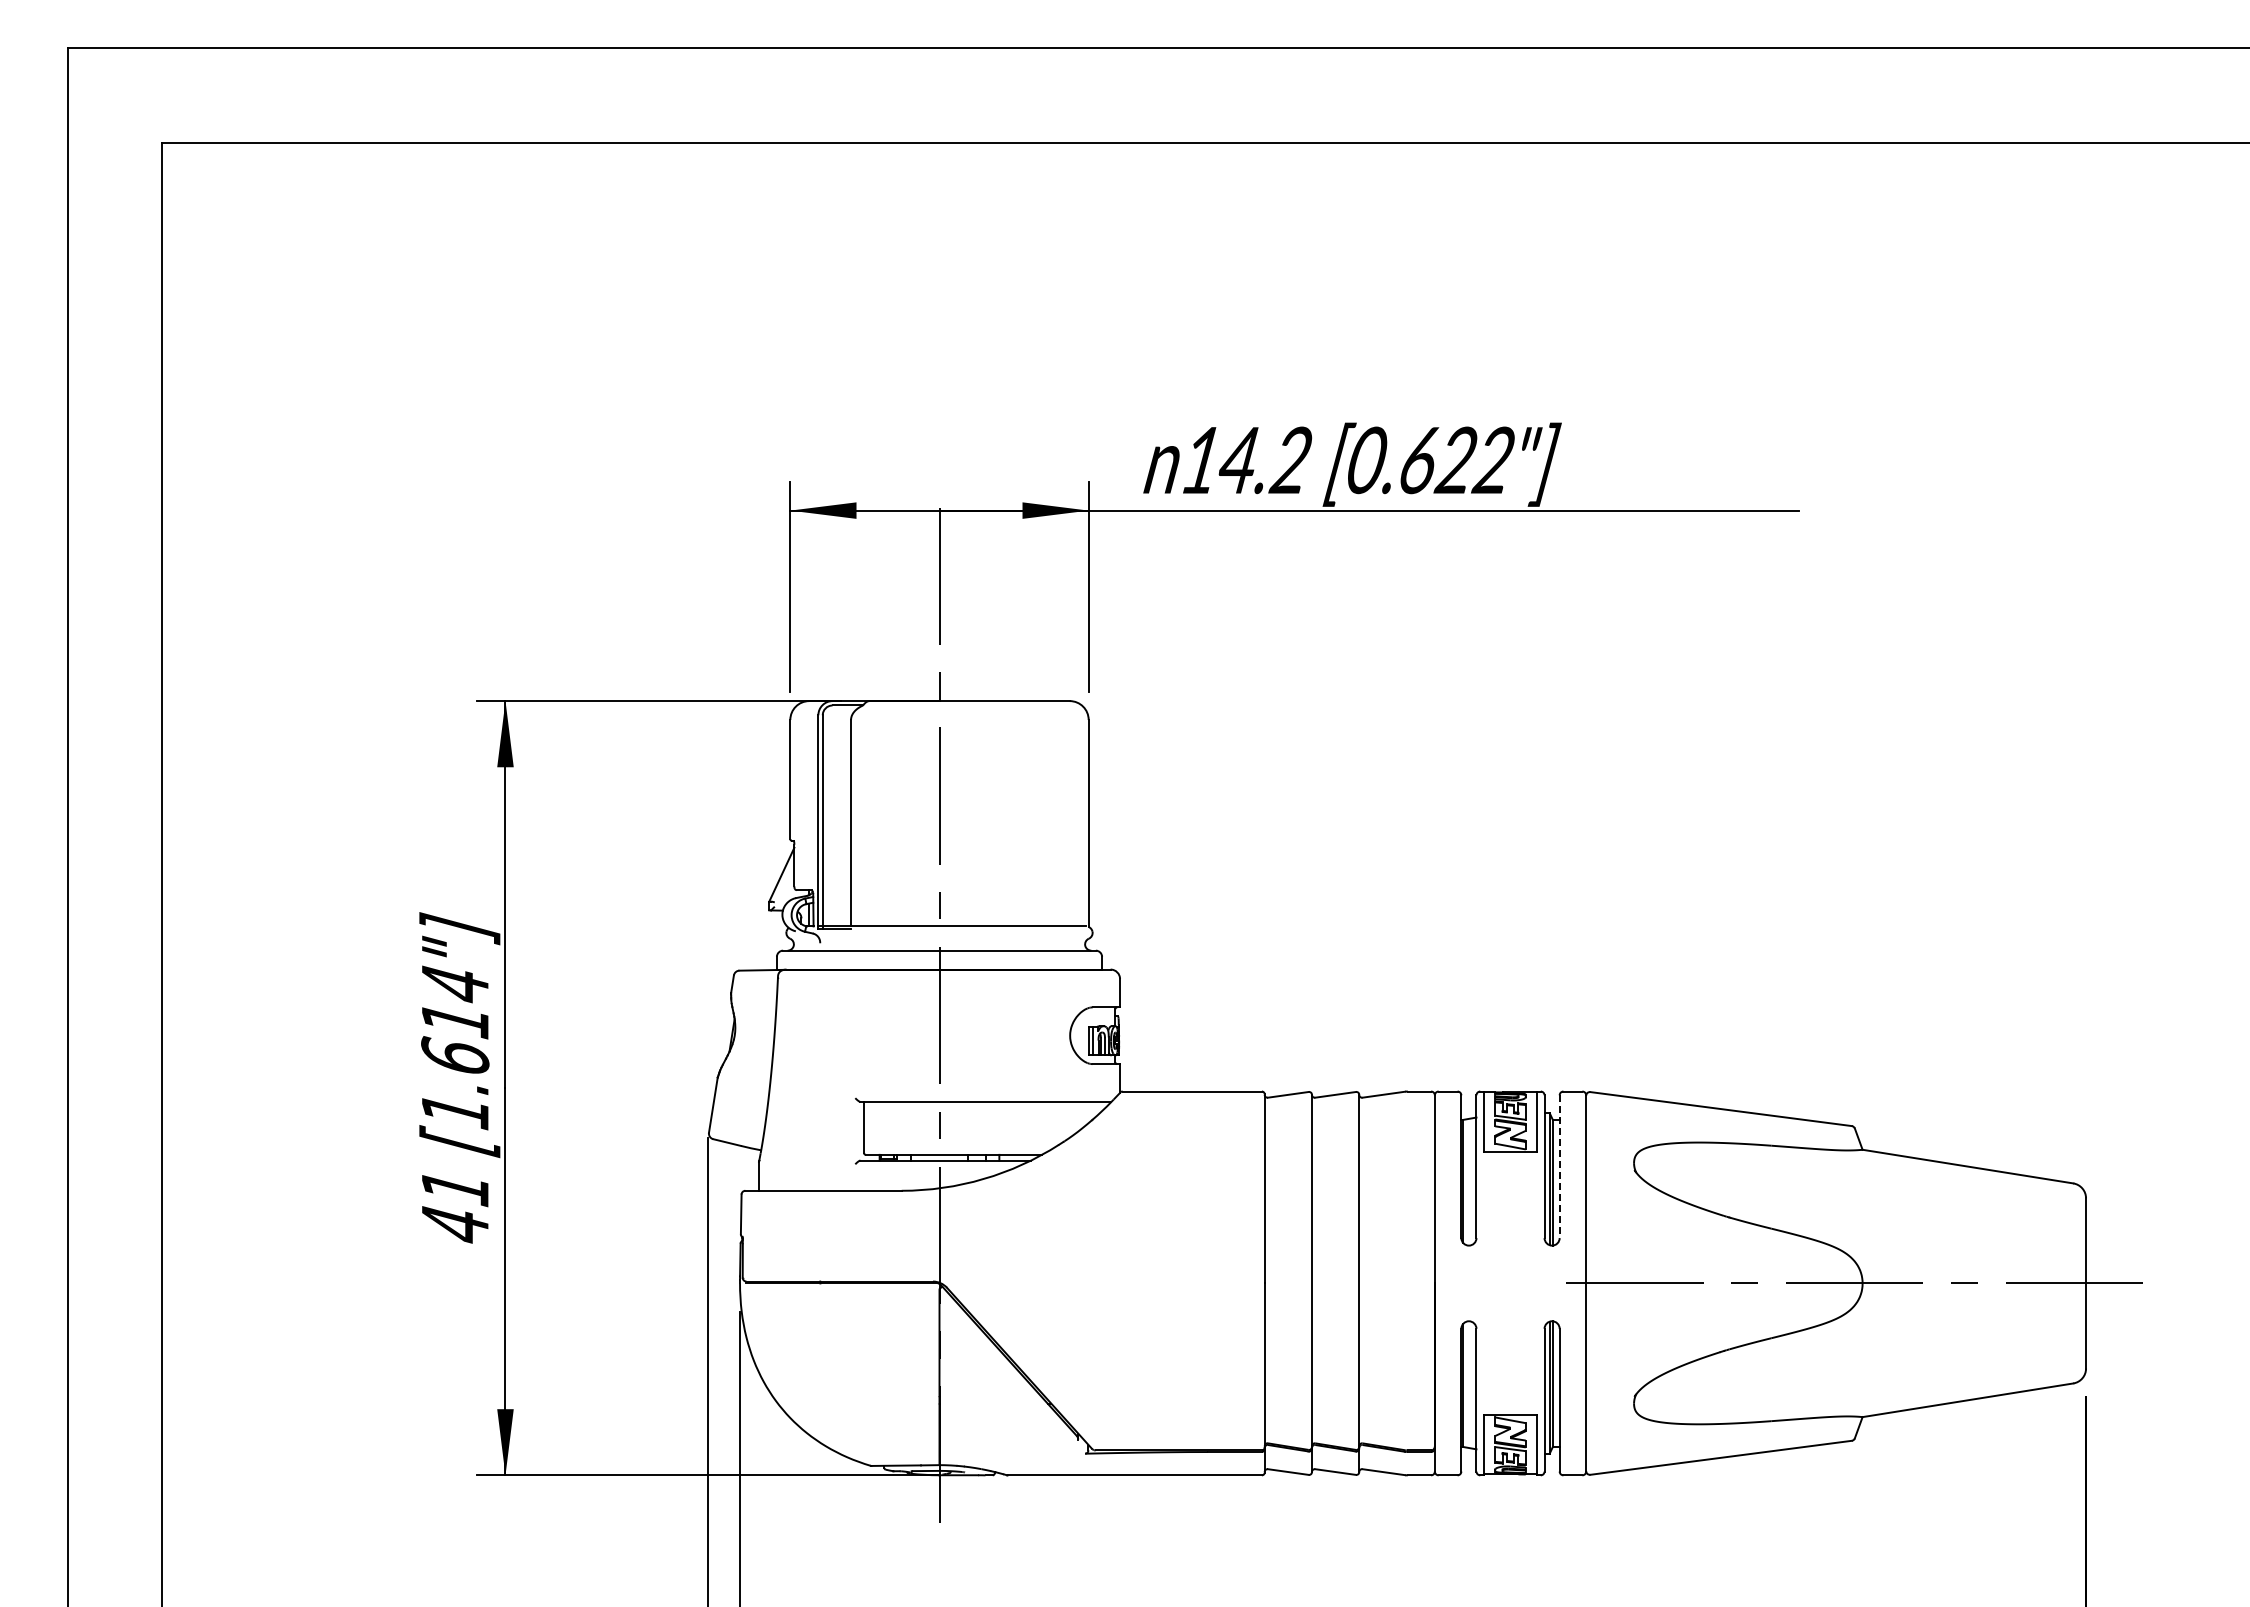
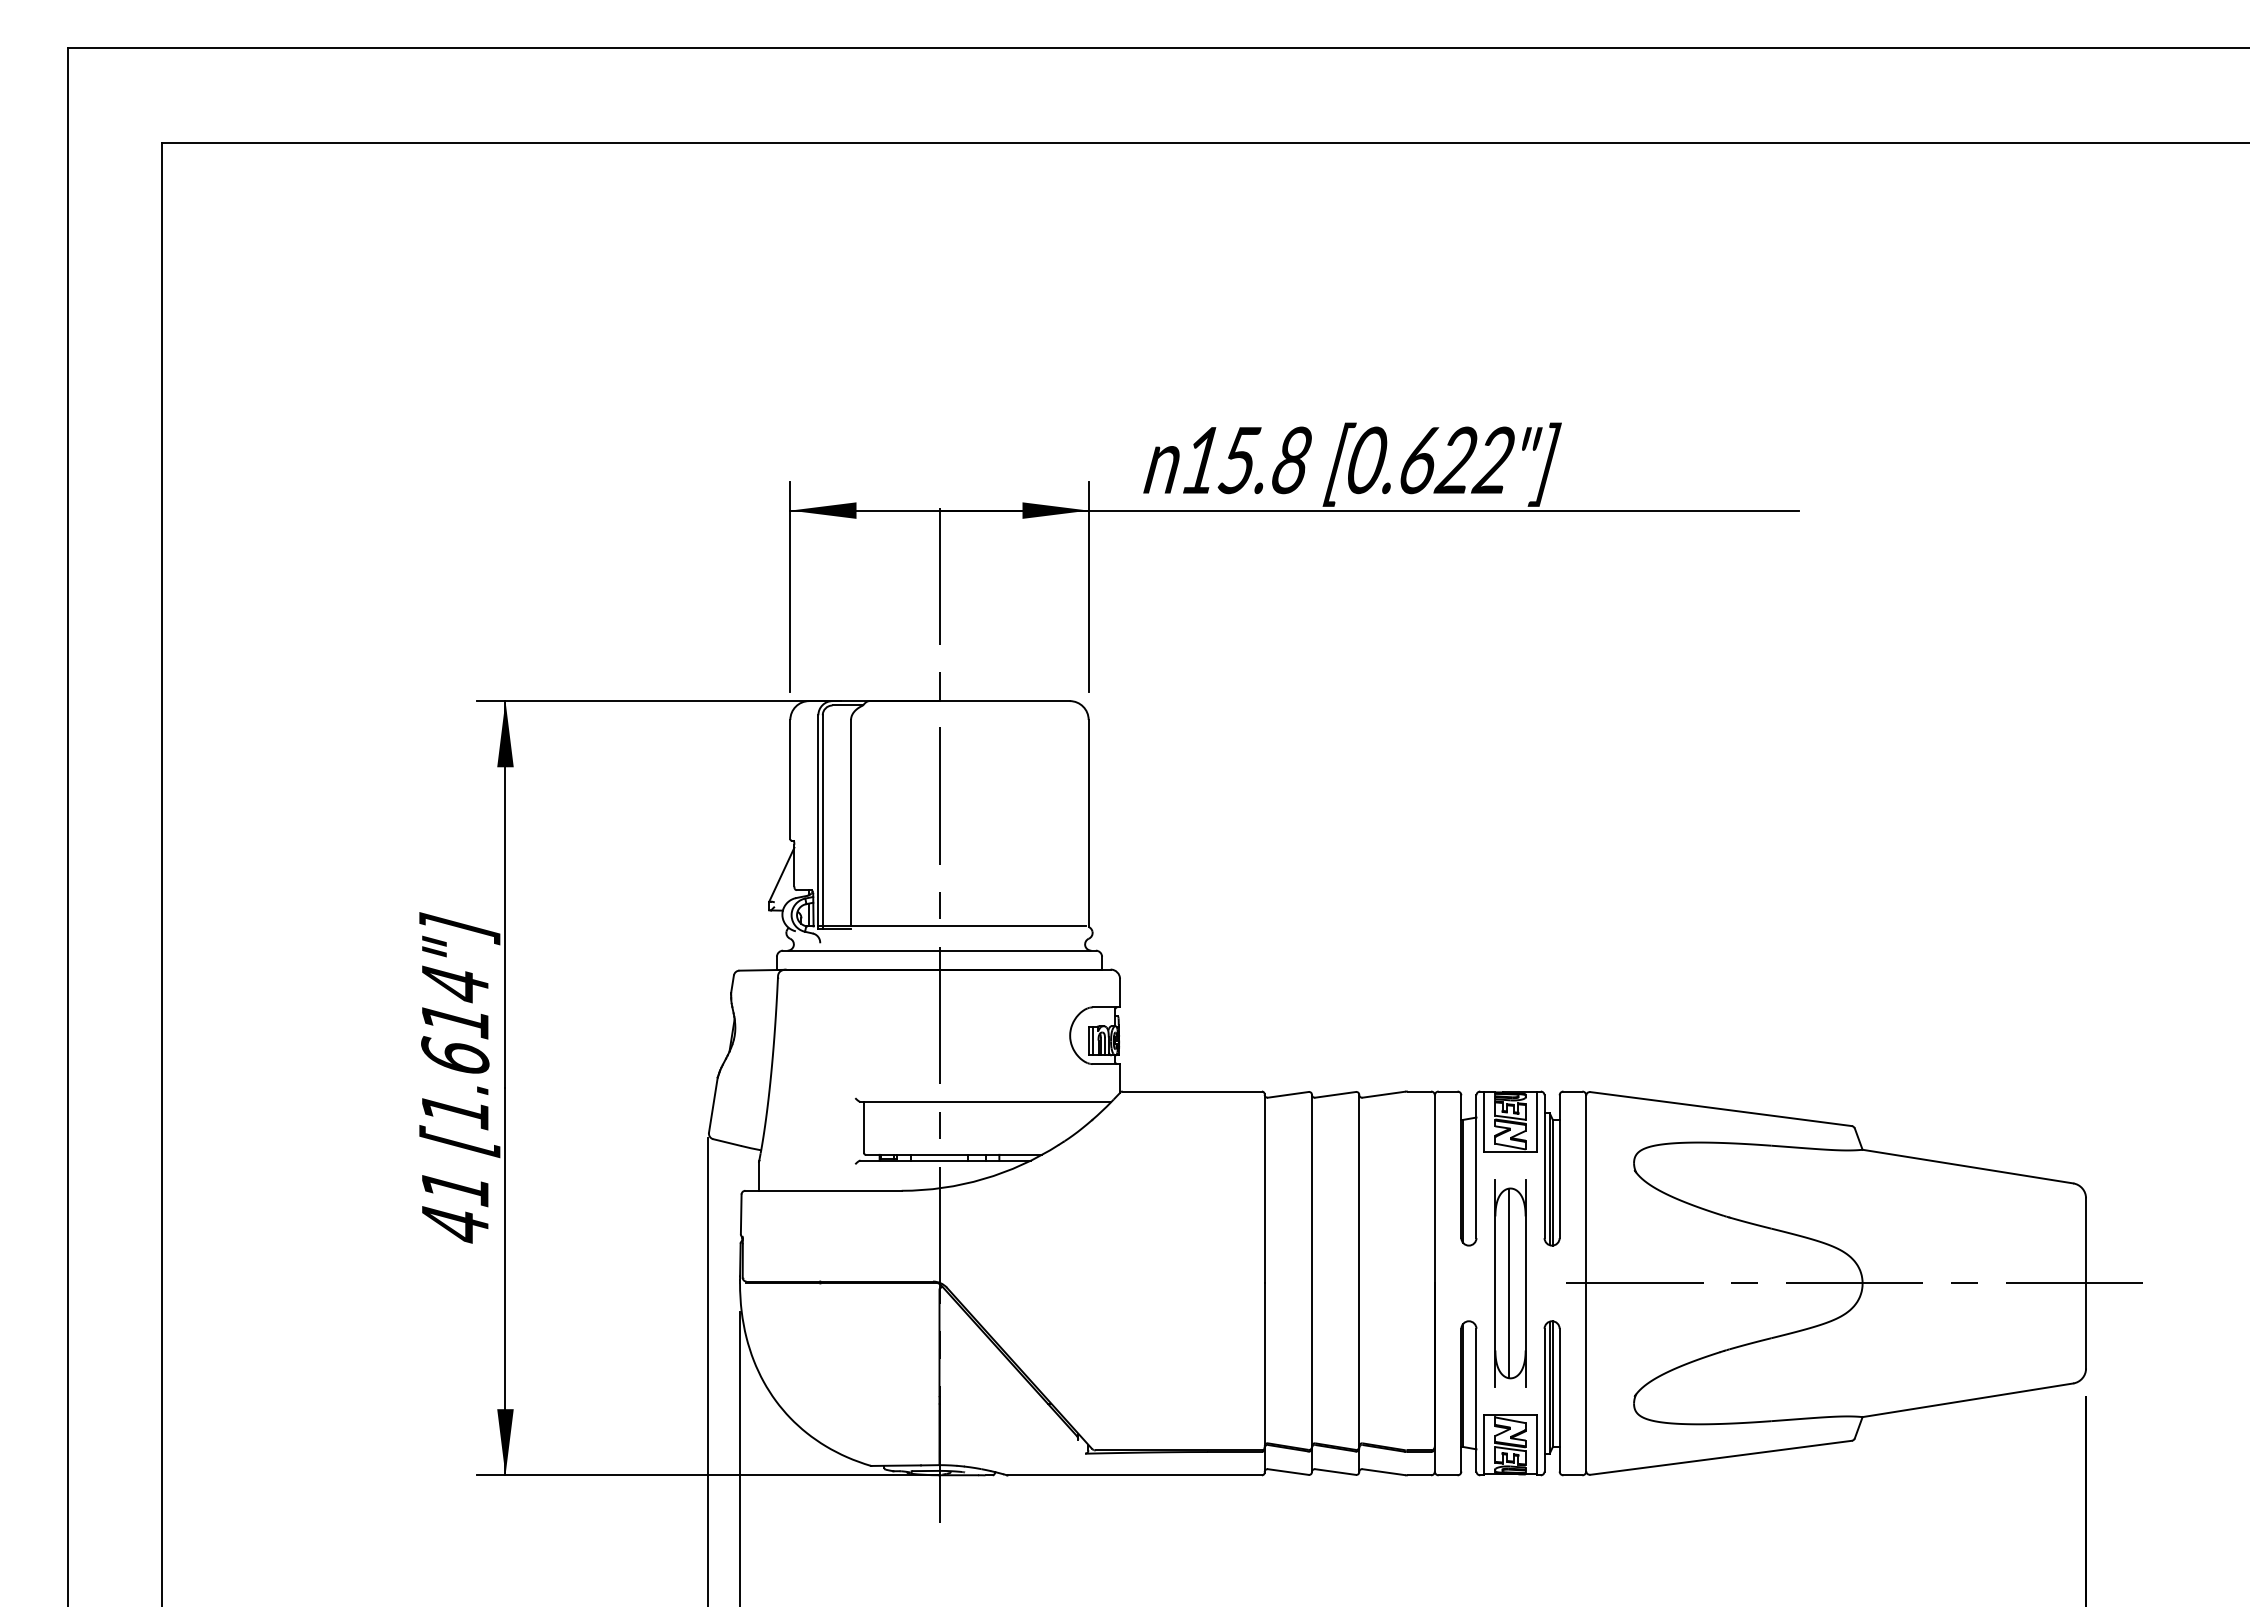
text: 14.2 -> 15.8 (1264, 460)
line: dashed -> solid (1559, 1167)
part: none -> present (1510, 1283)
